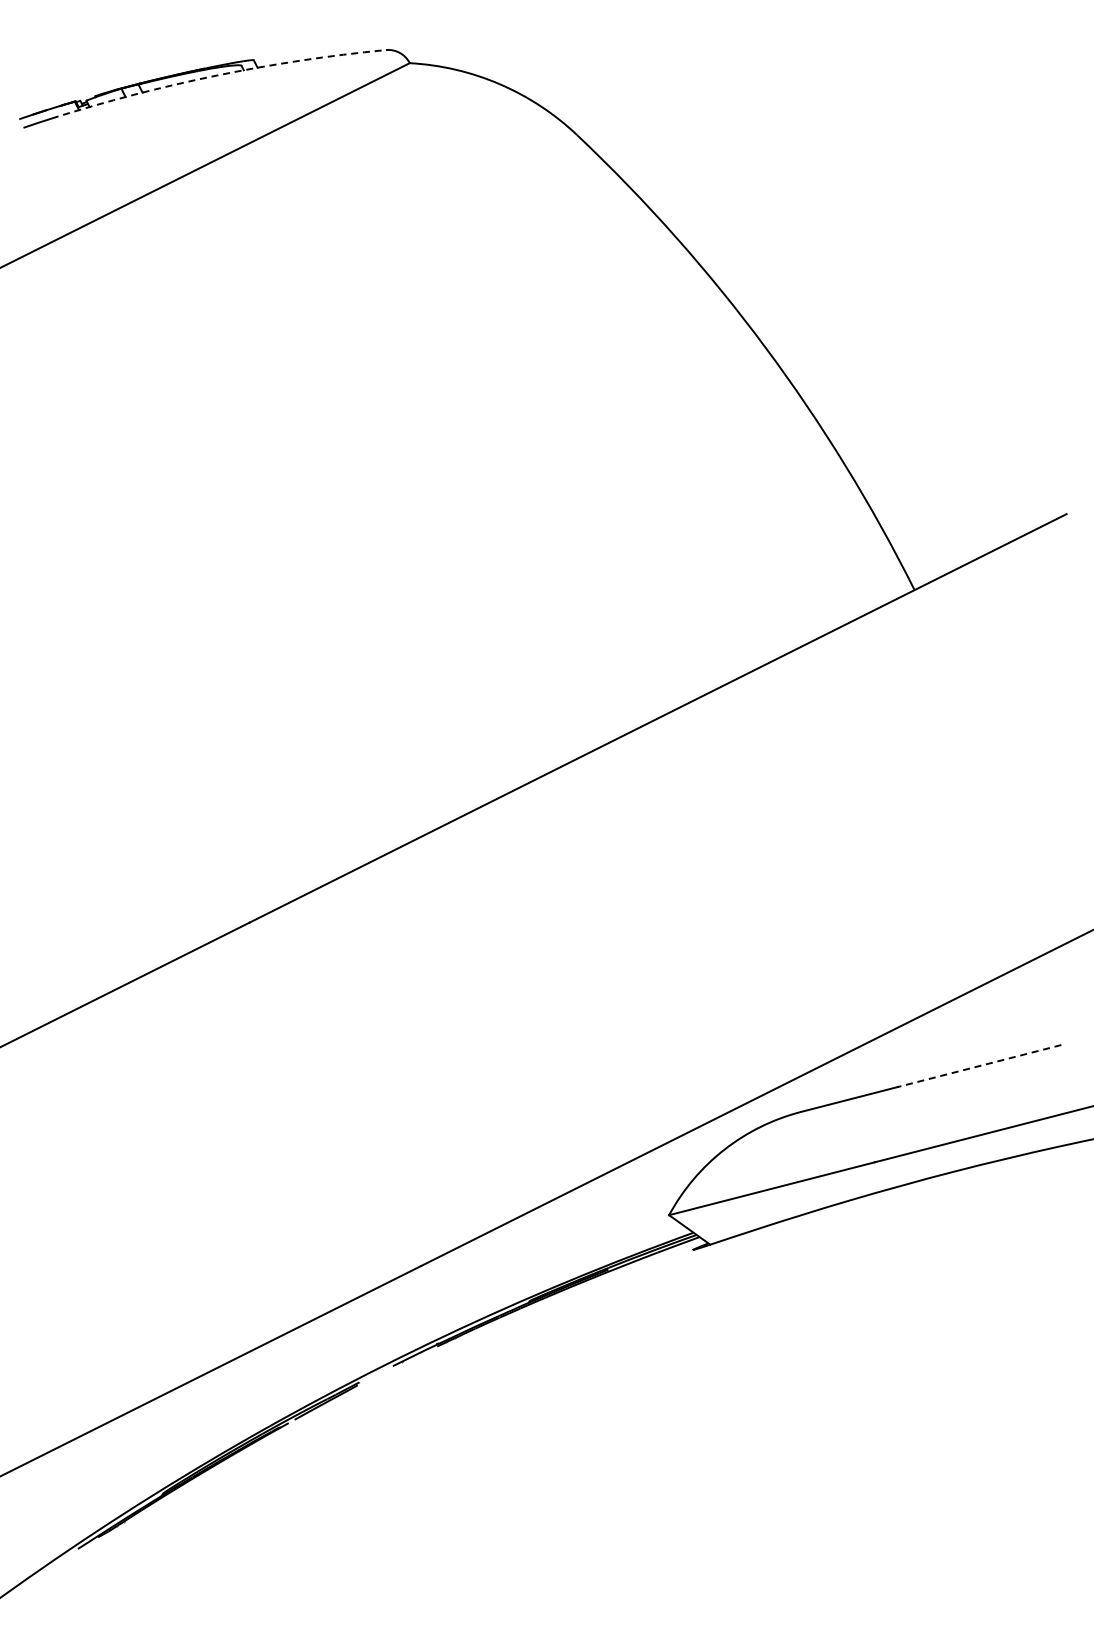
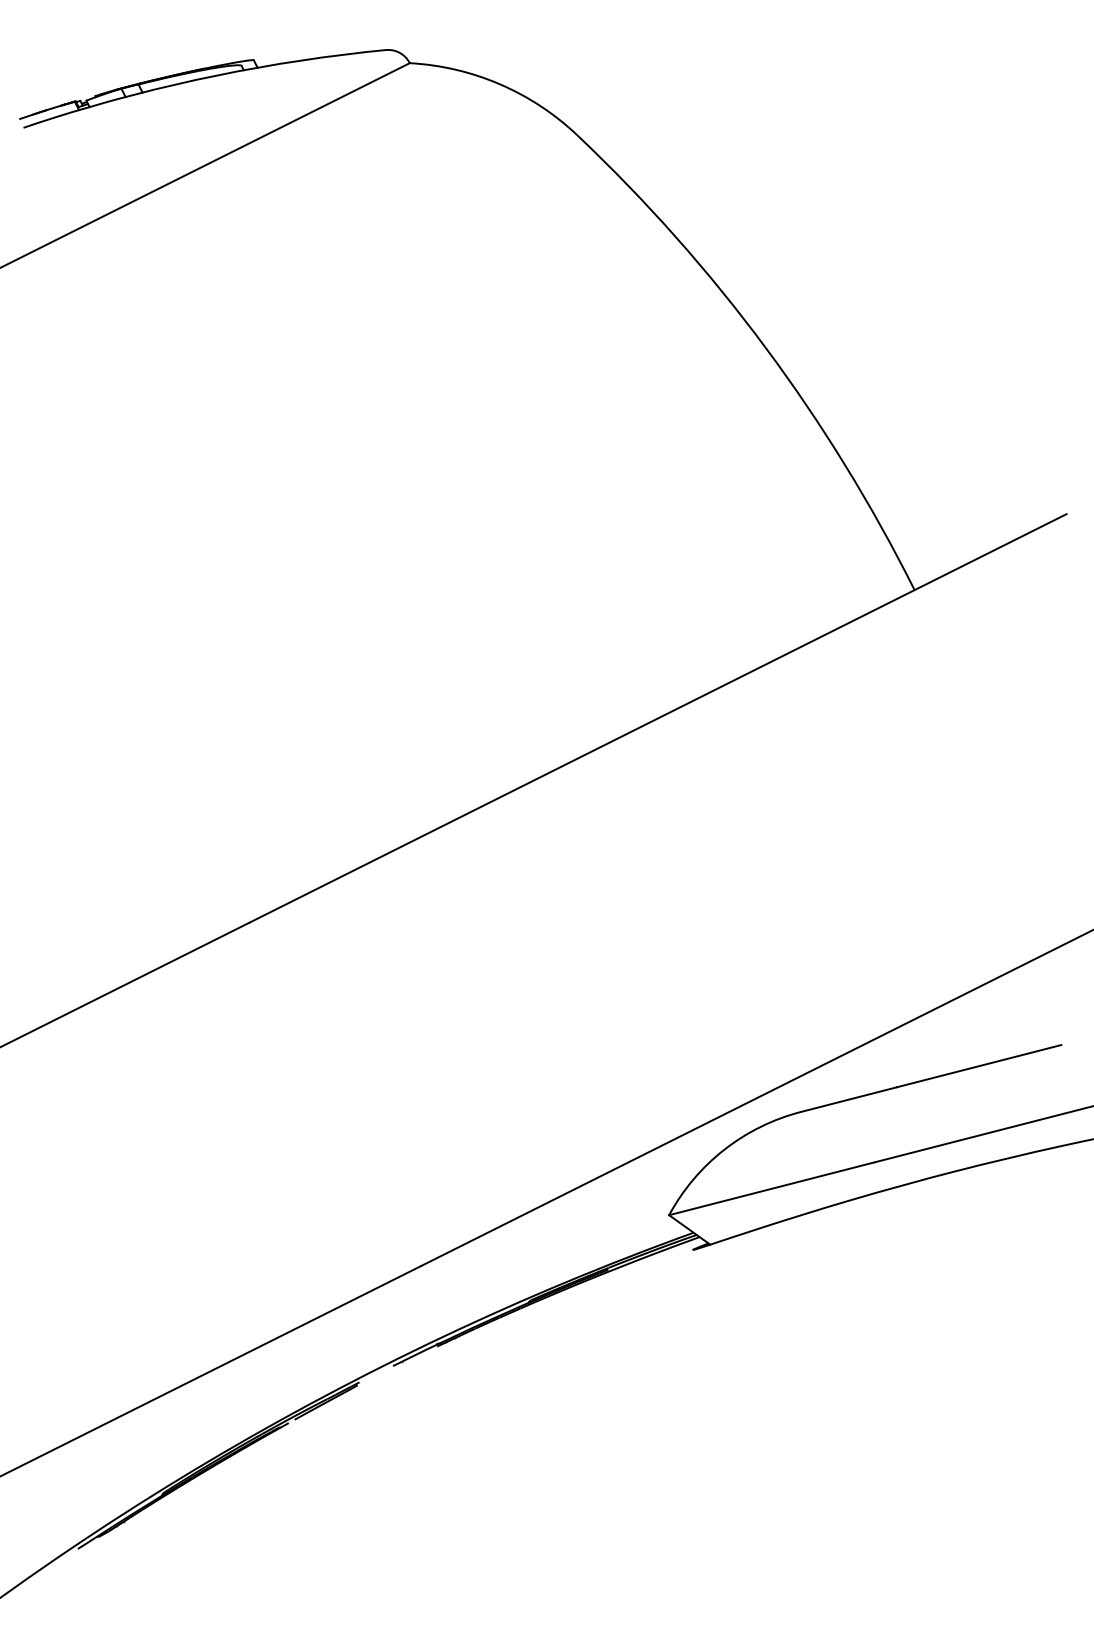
arc: dashed -> solid (217, 75)
line: dashed -> solid (979, 1066)
